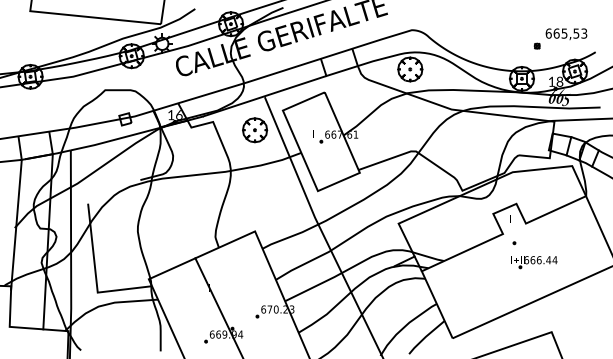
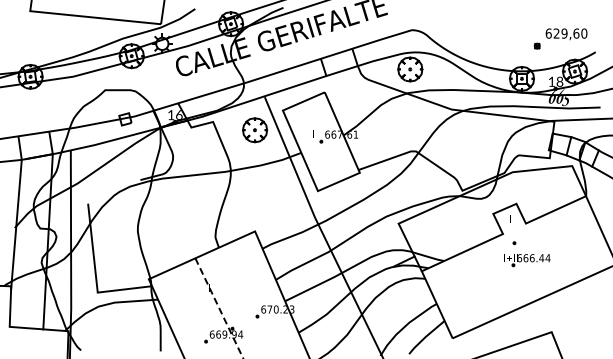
text: 665,53 -> 629,60 (570, 33)
part position: (534, 262) -> (527, 260) (527, 260)
line: solid -> dashed (219, 308)
